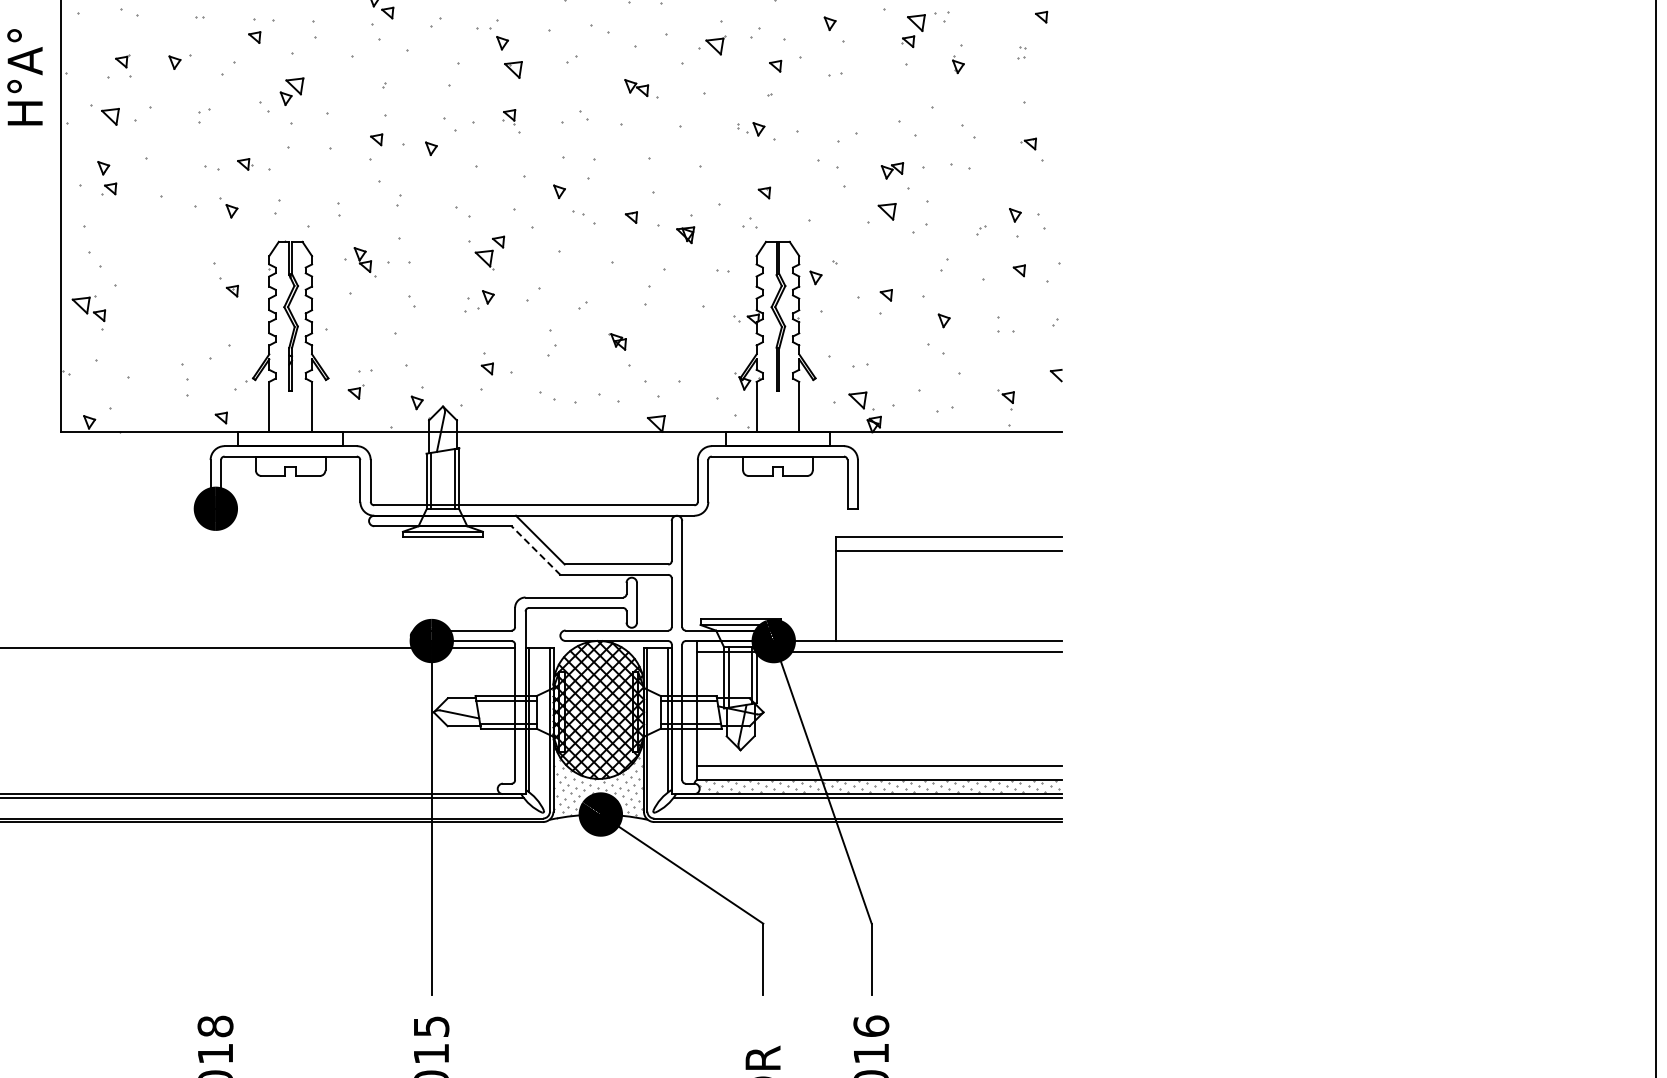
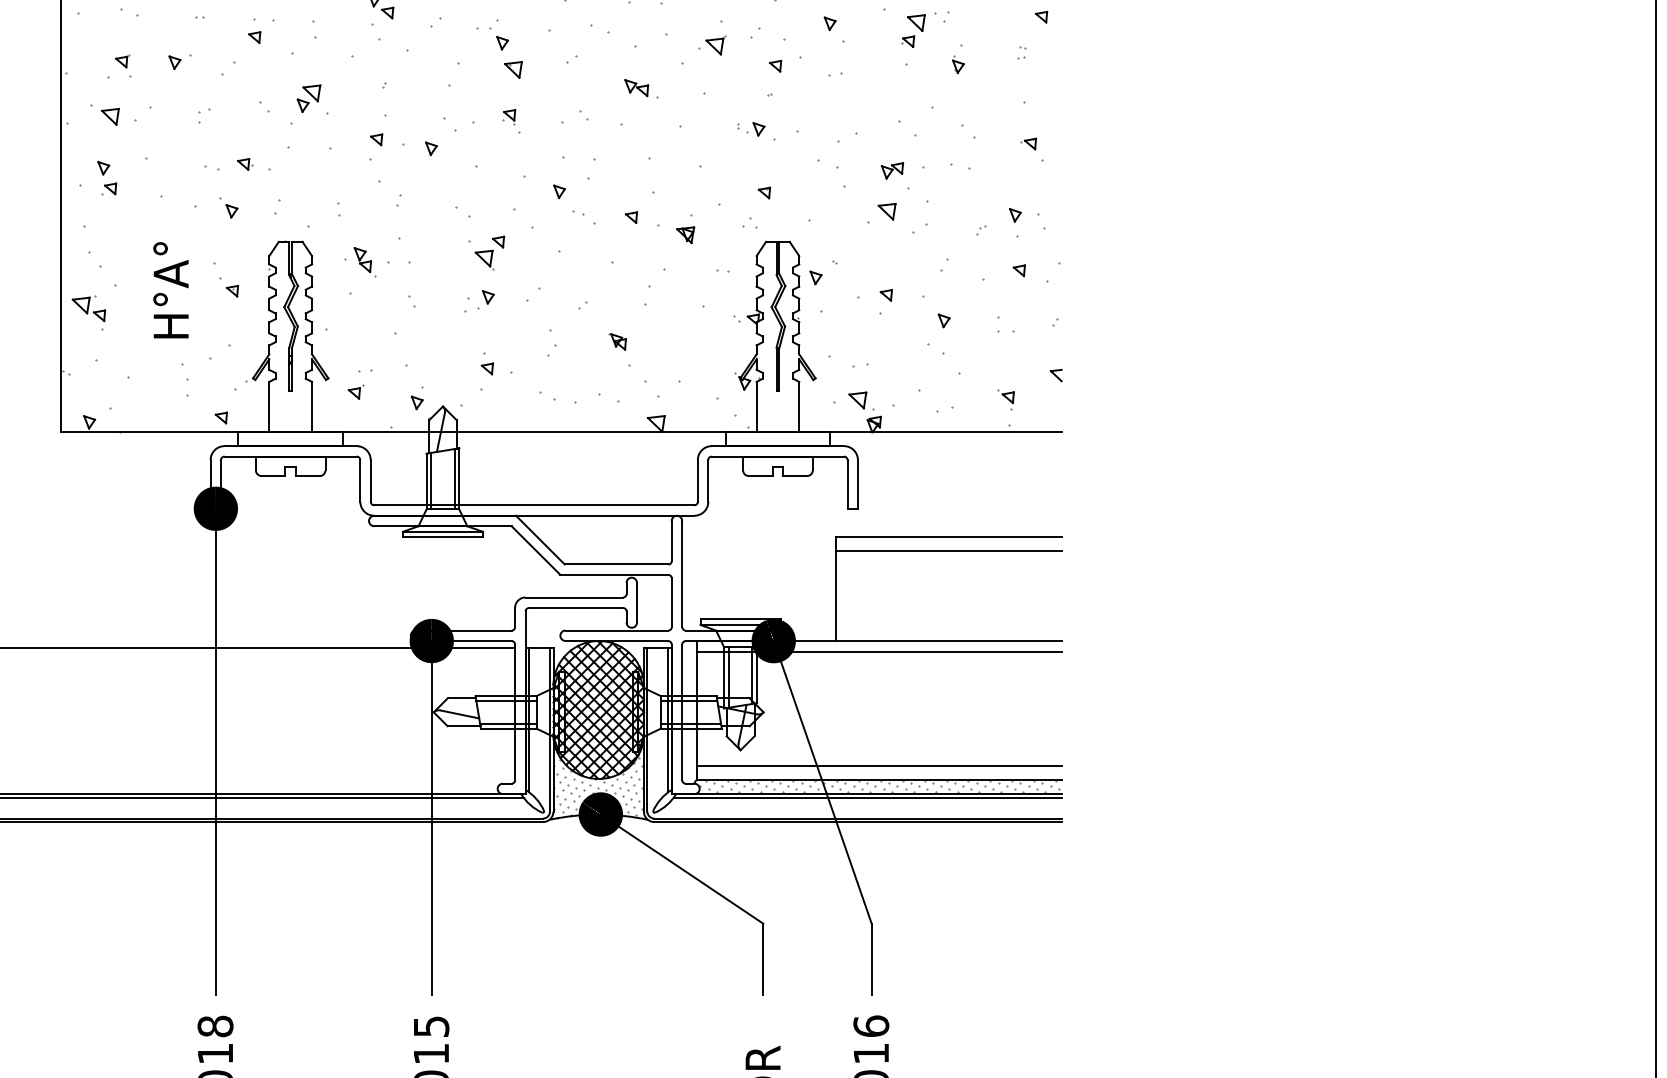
text position: (24, 77) -> (170, 290) (170, 290)
part position: (291, 91) -> (308, 98) (308, 98)
line: dashed -> solid (536, 550)
line: none -> present (215, 751)
